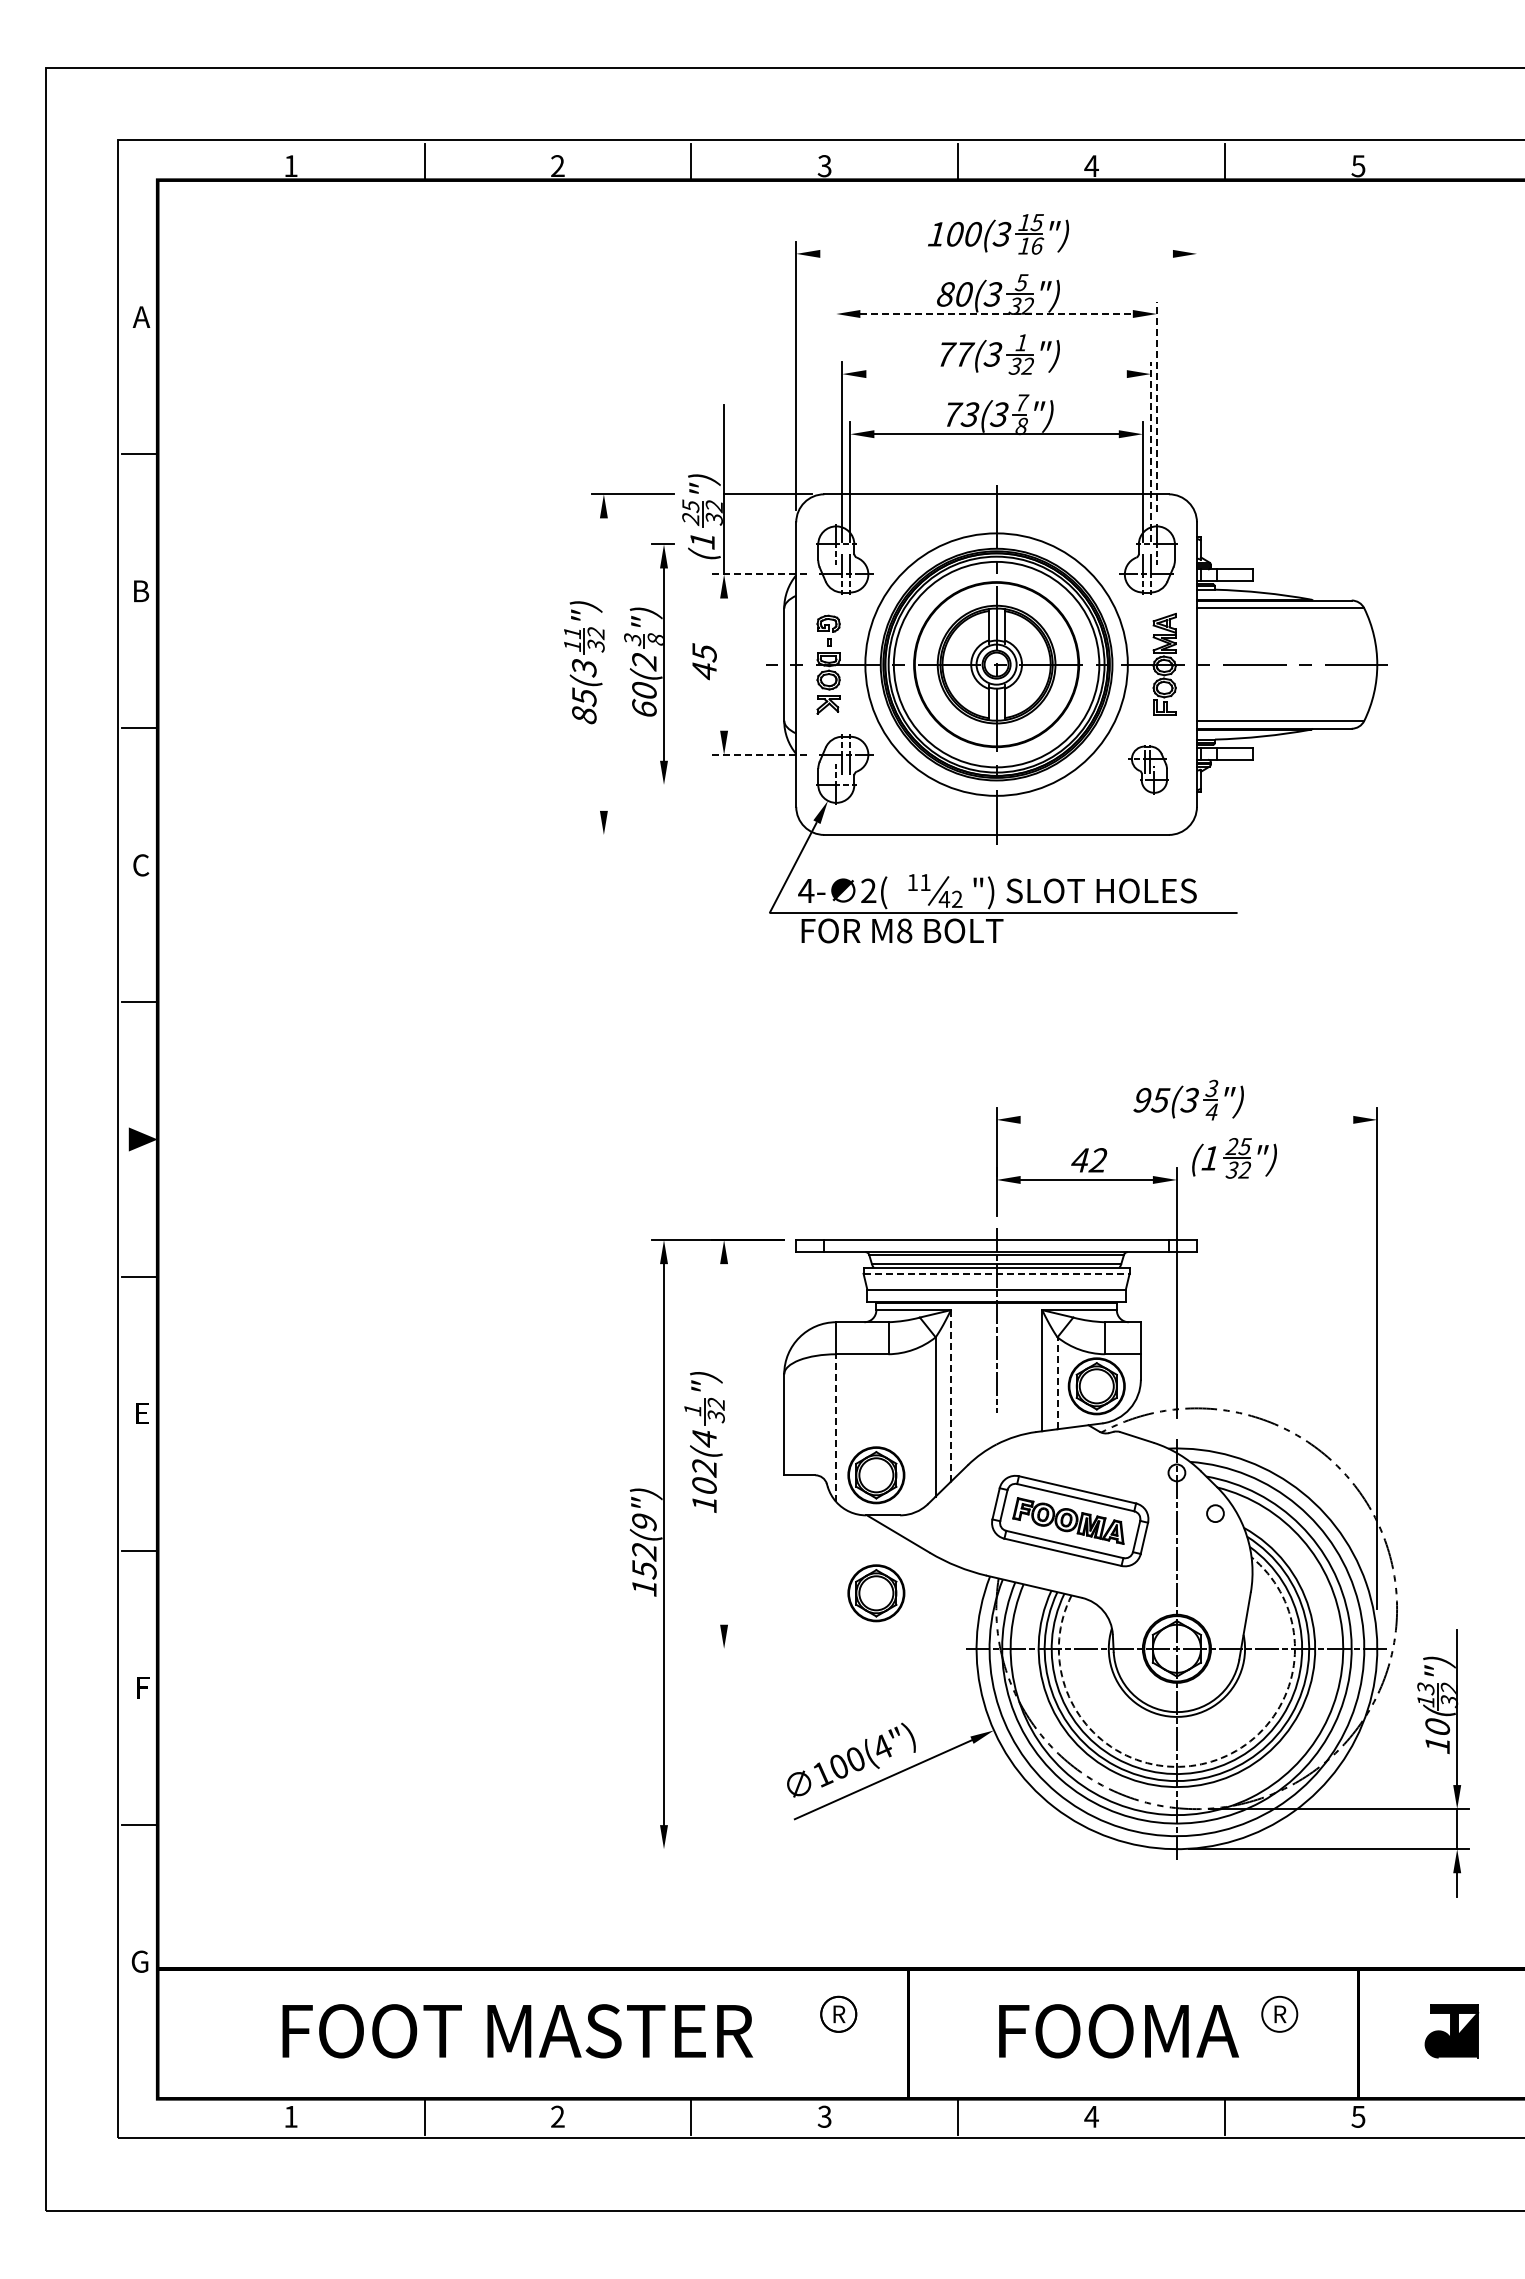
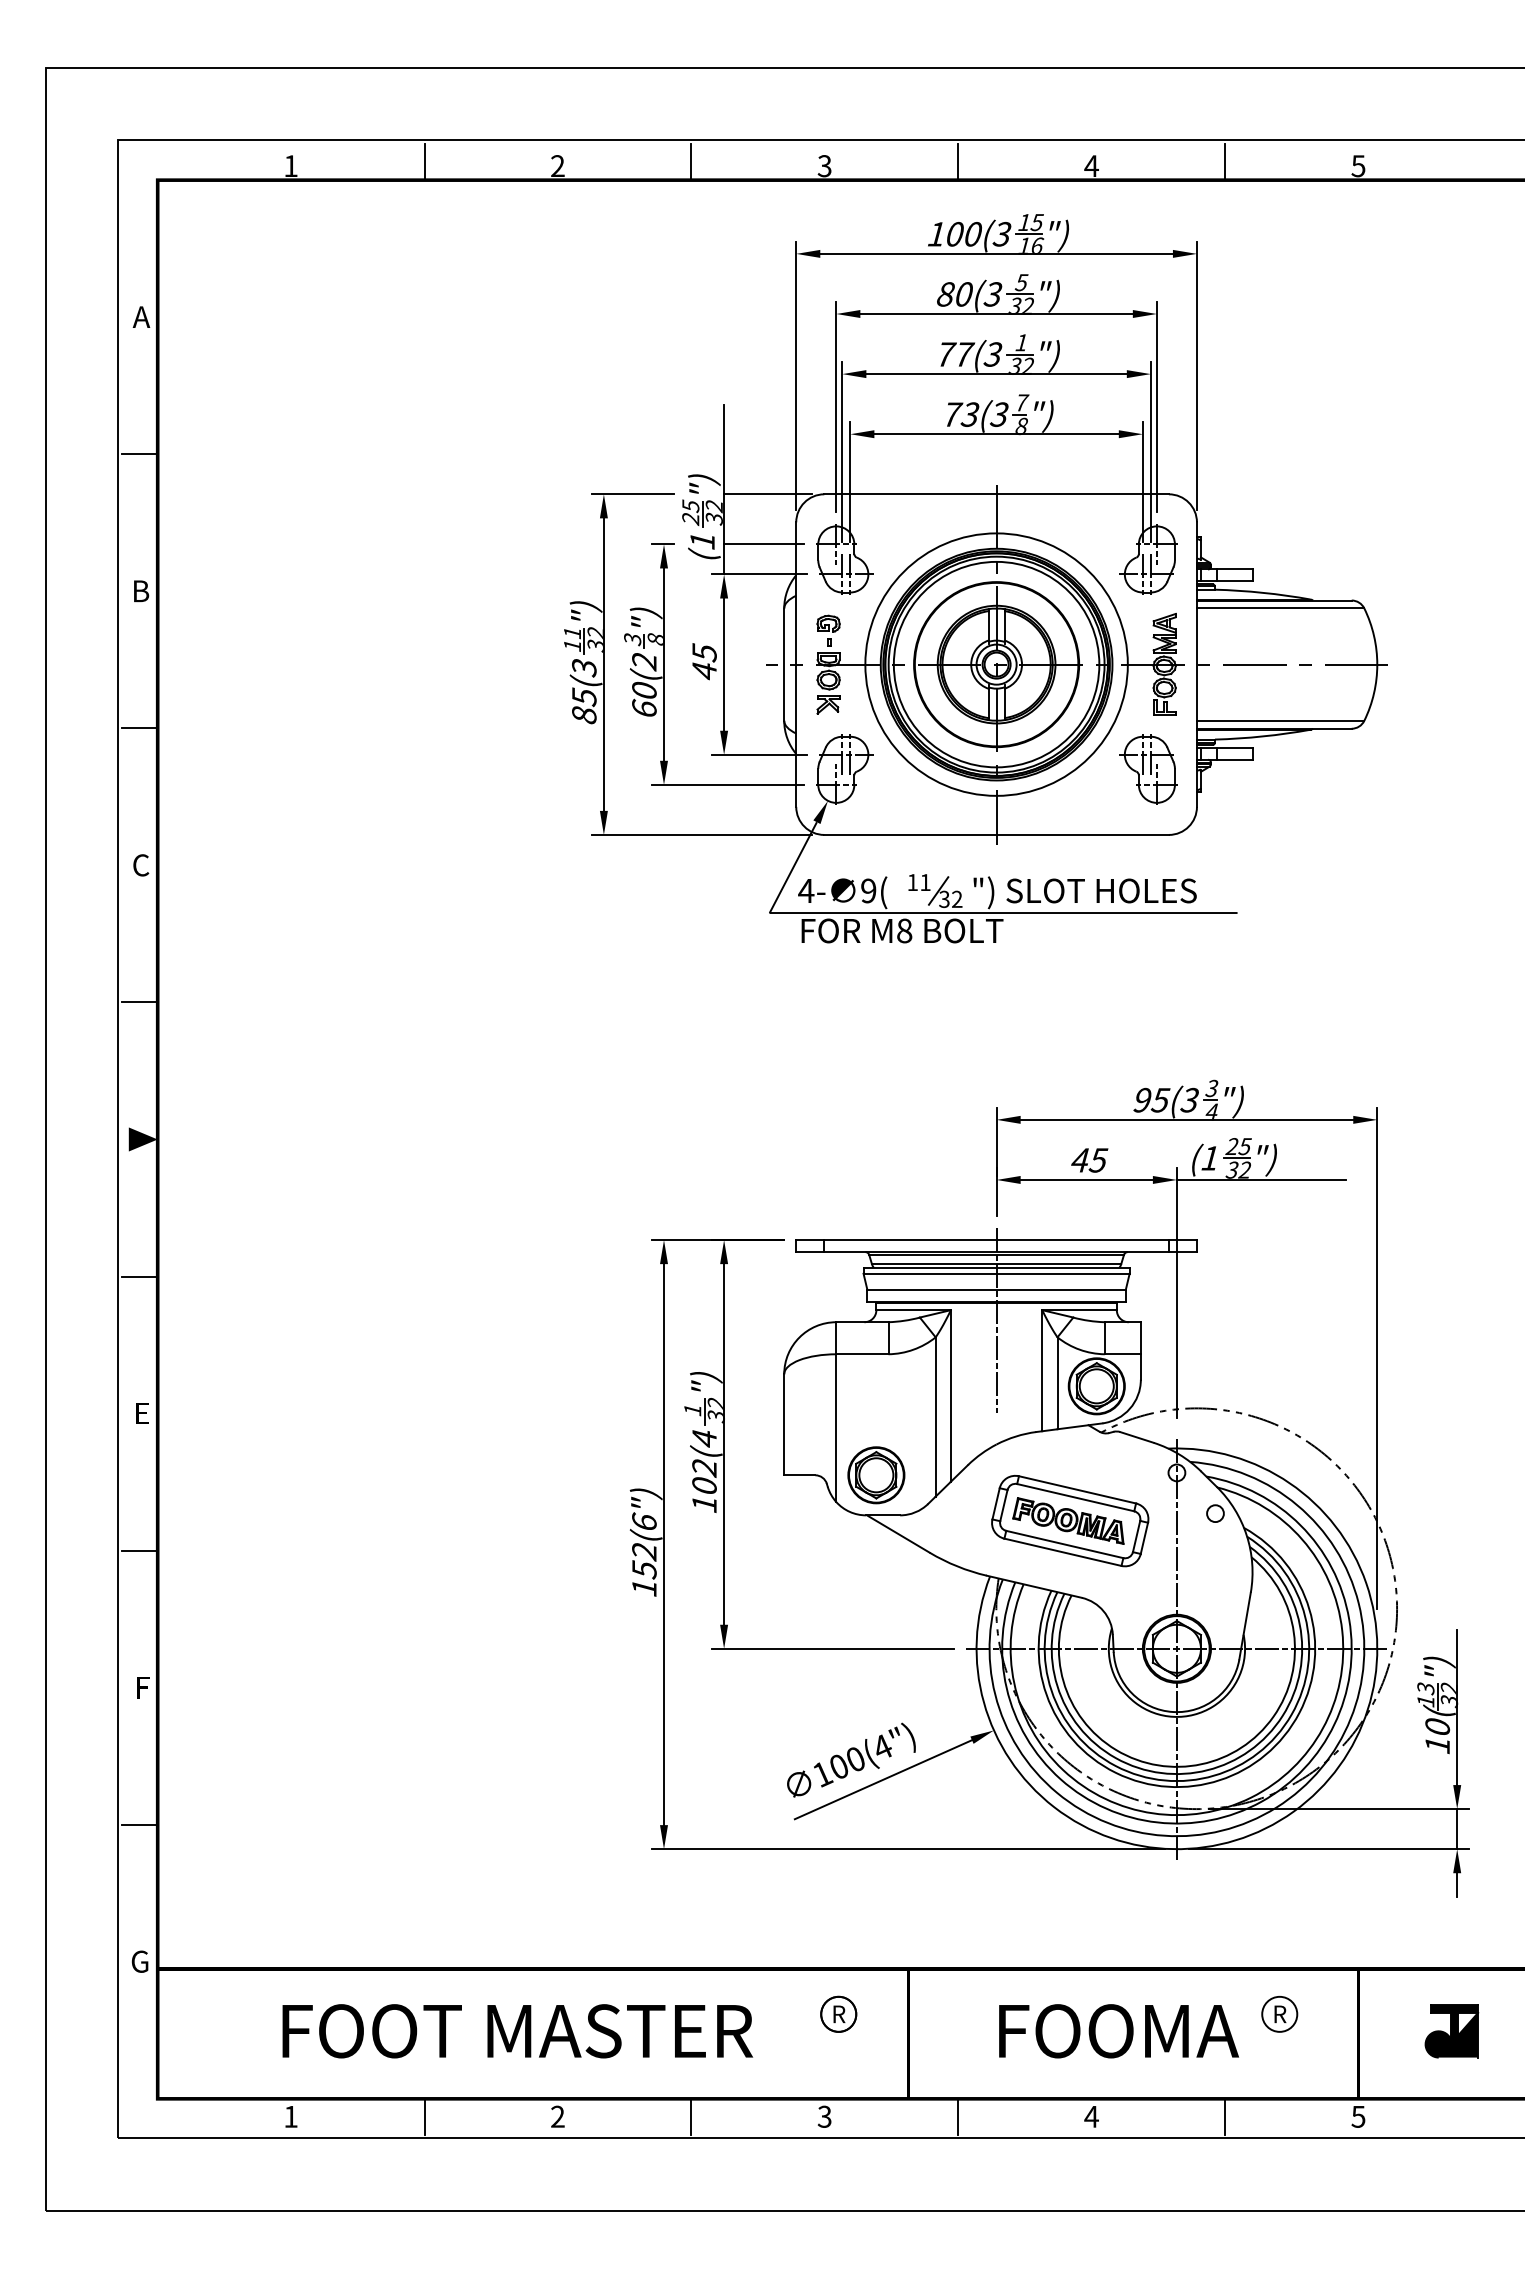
line: none -> present (996, 253)
line: dashed -> solid (997, 314)
line: none -> present (996, 374)
line: none -> present (1196, 375)
line: none -> present (836, 406)
line: dashed -> solid (1156, 406)
line: dashed -> solid (1150, 451)
line: none -> present (763, 544)
line: dashed -> solid (758, 574)
line: none -> present (603, 664)
line: none -> present (724, 664)
line: dashed -> solid (758, 754)
part size: 41x50 px -> 59x71 px (1148, 769)
line: none -> present (727, 784)
line: none -> present (701, 834)
text: 2( -> 9( (868, 891)
text: 42 -> 32 (944, 899)
line: none -> present (1186, 1119)
text: 42 -> 45 (1098, 1160)
line: none -> present (1261, 1179)
line: dashed -> solid (997, 1273)
line: dashed -> solid (1057, 1383)
line: dashed -> solid (950, 1395)
line: dashed -> solid (836, 1428)
line: none -> present (724, 1444)
text: 152(9") -> 152(6") (644, 1521)
part: present -> none (876, 1593)
line: none -> present (833, 1648)
arc: dashed -> solid (1201, 1764)
line: none -> present (907, 1849)
